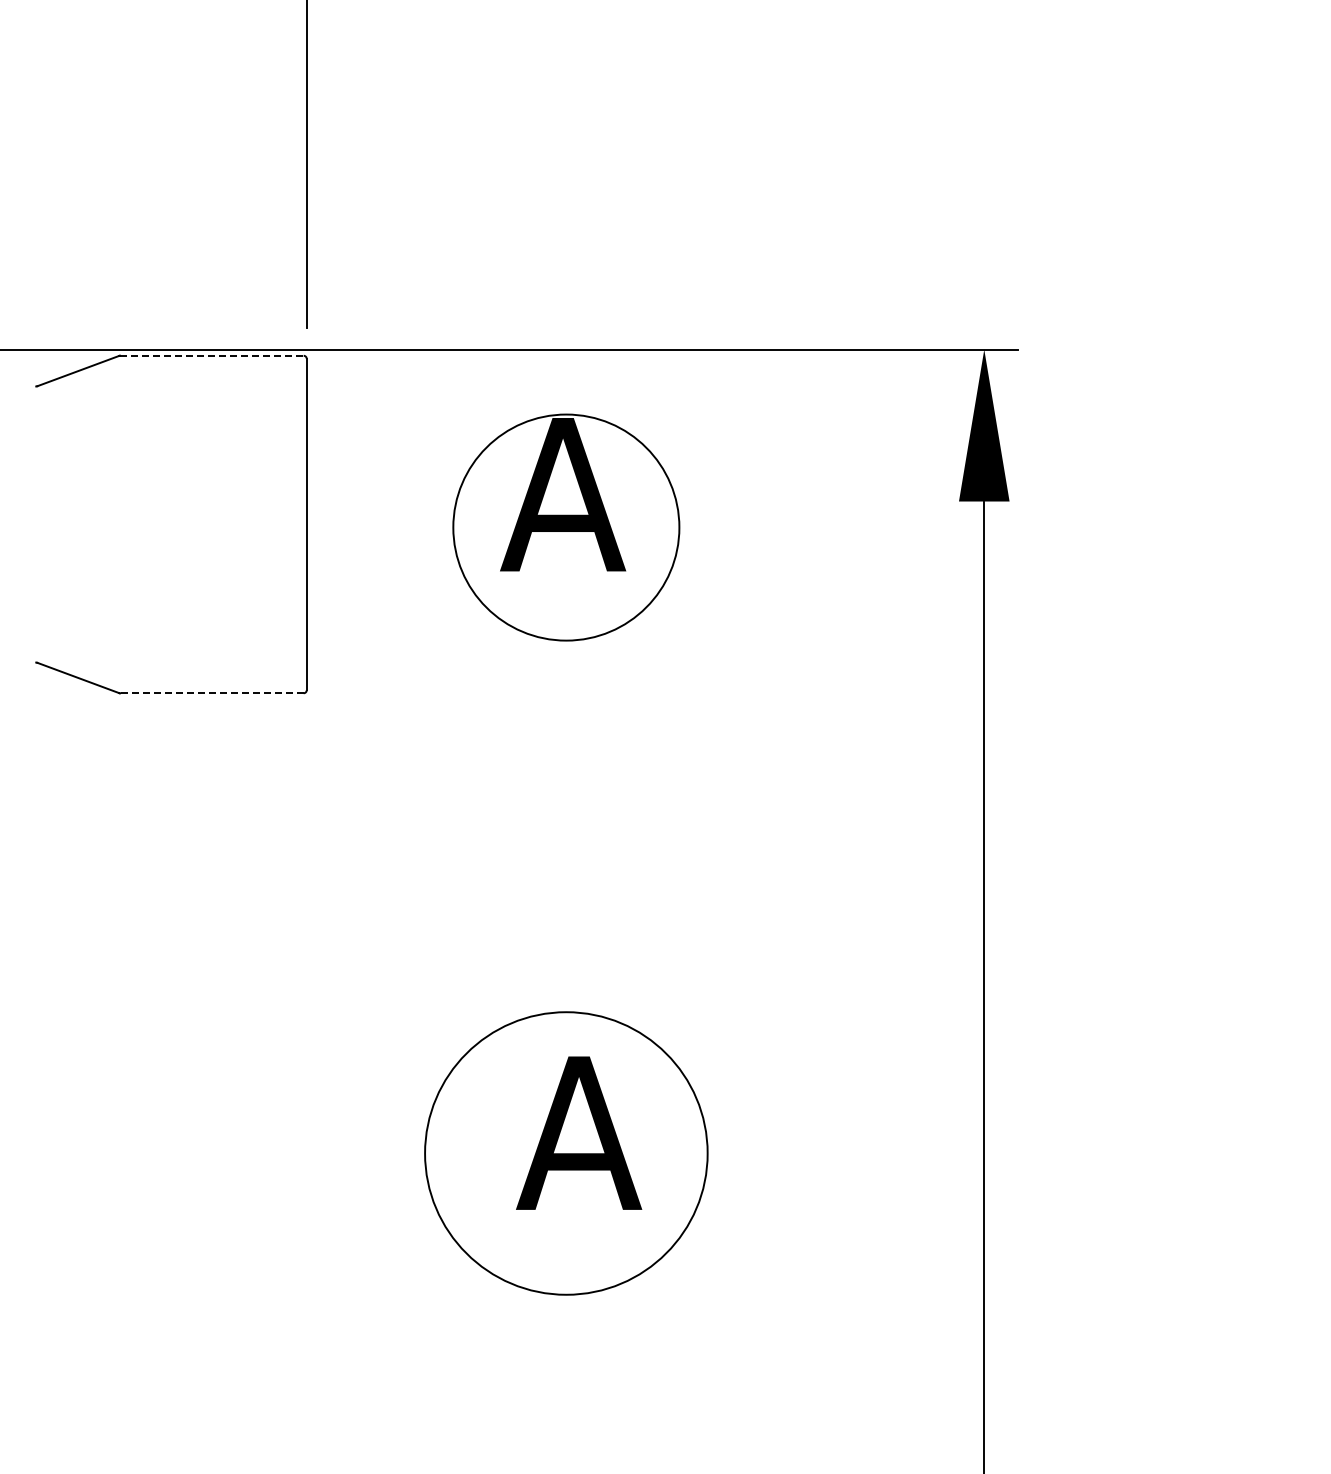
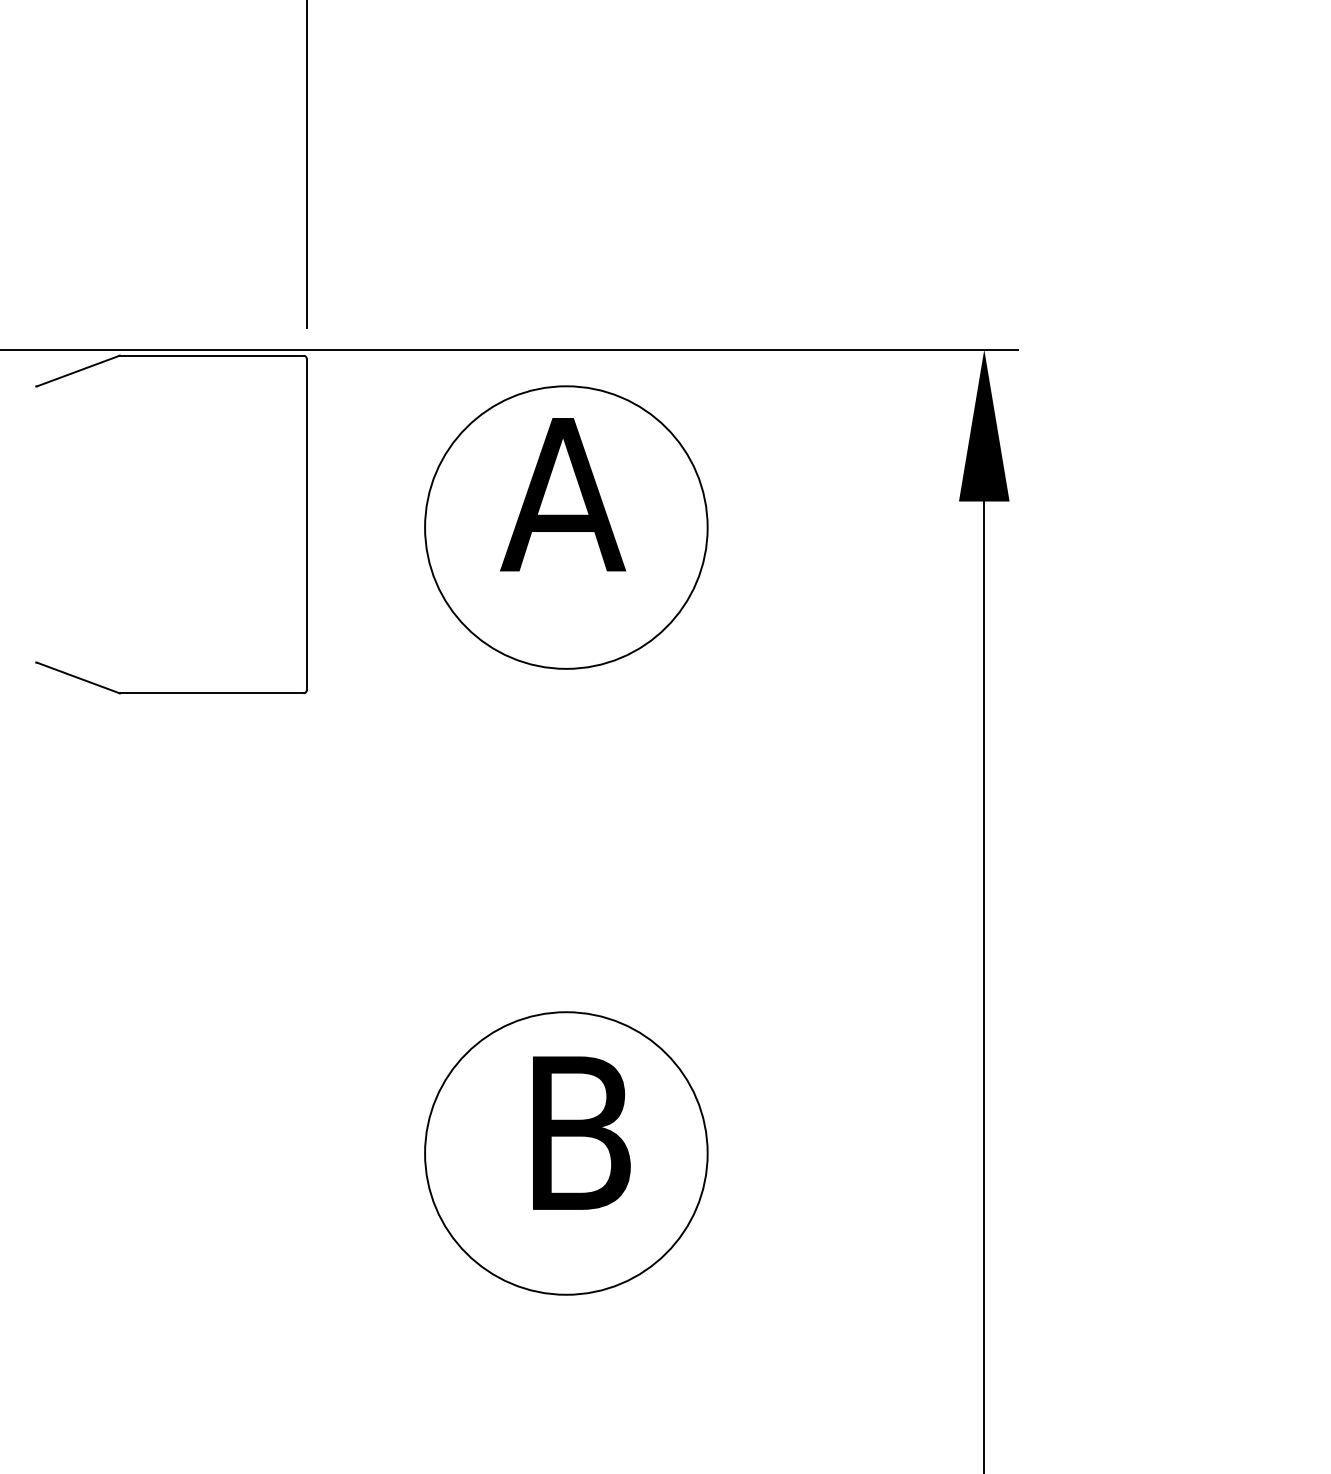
line: dashed -> solid (211, 355)
circle diameter: 226 px -> 283 px (566, 527)
line: dashed -> solid (211, 693)
text: A -> B (579, 1132)
